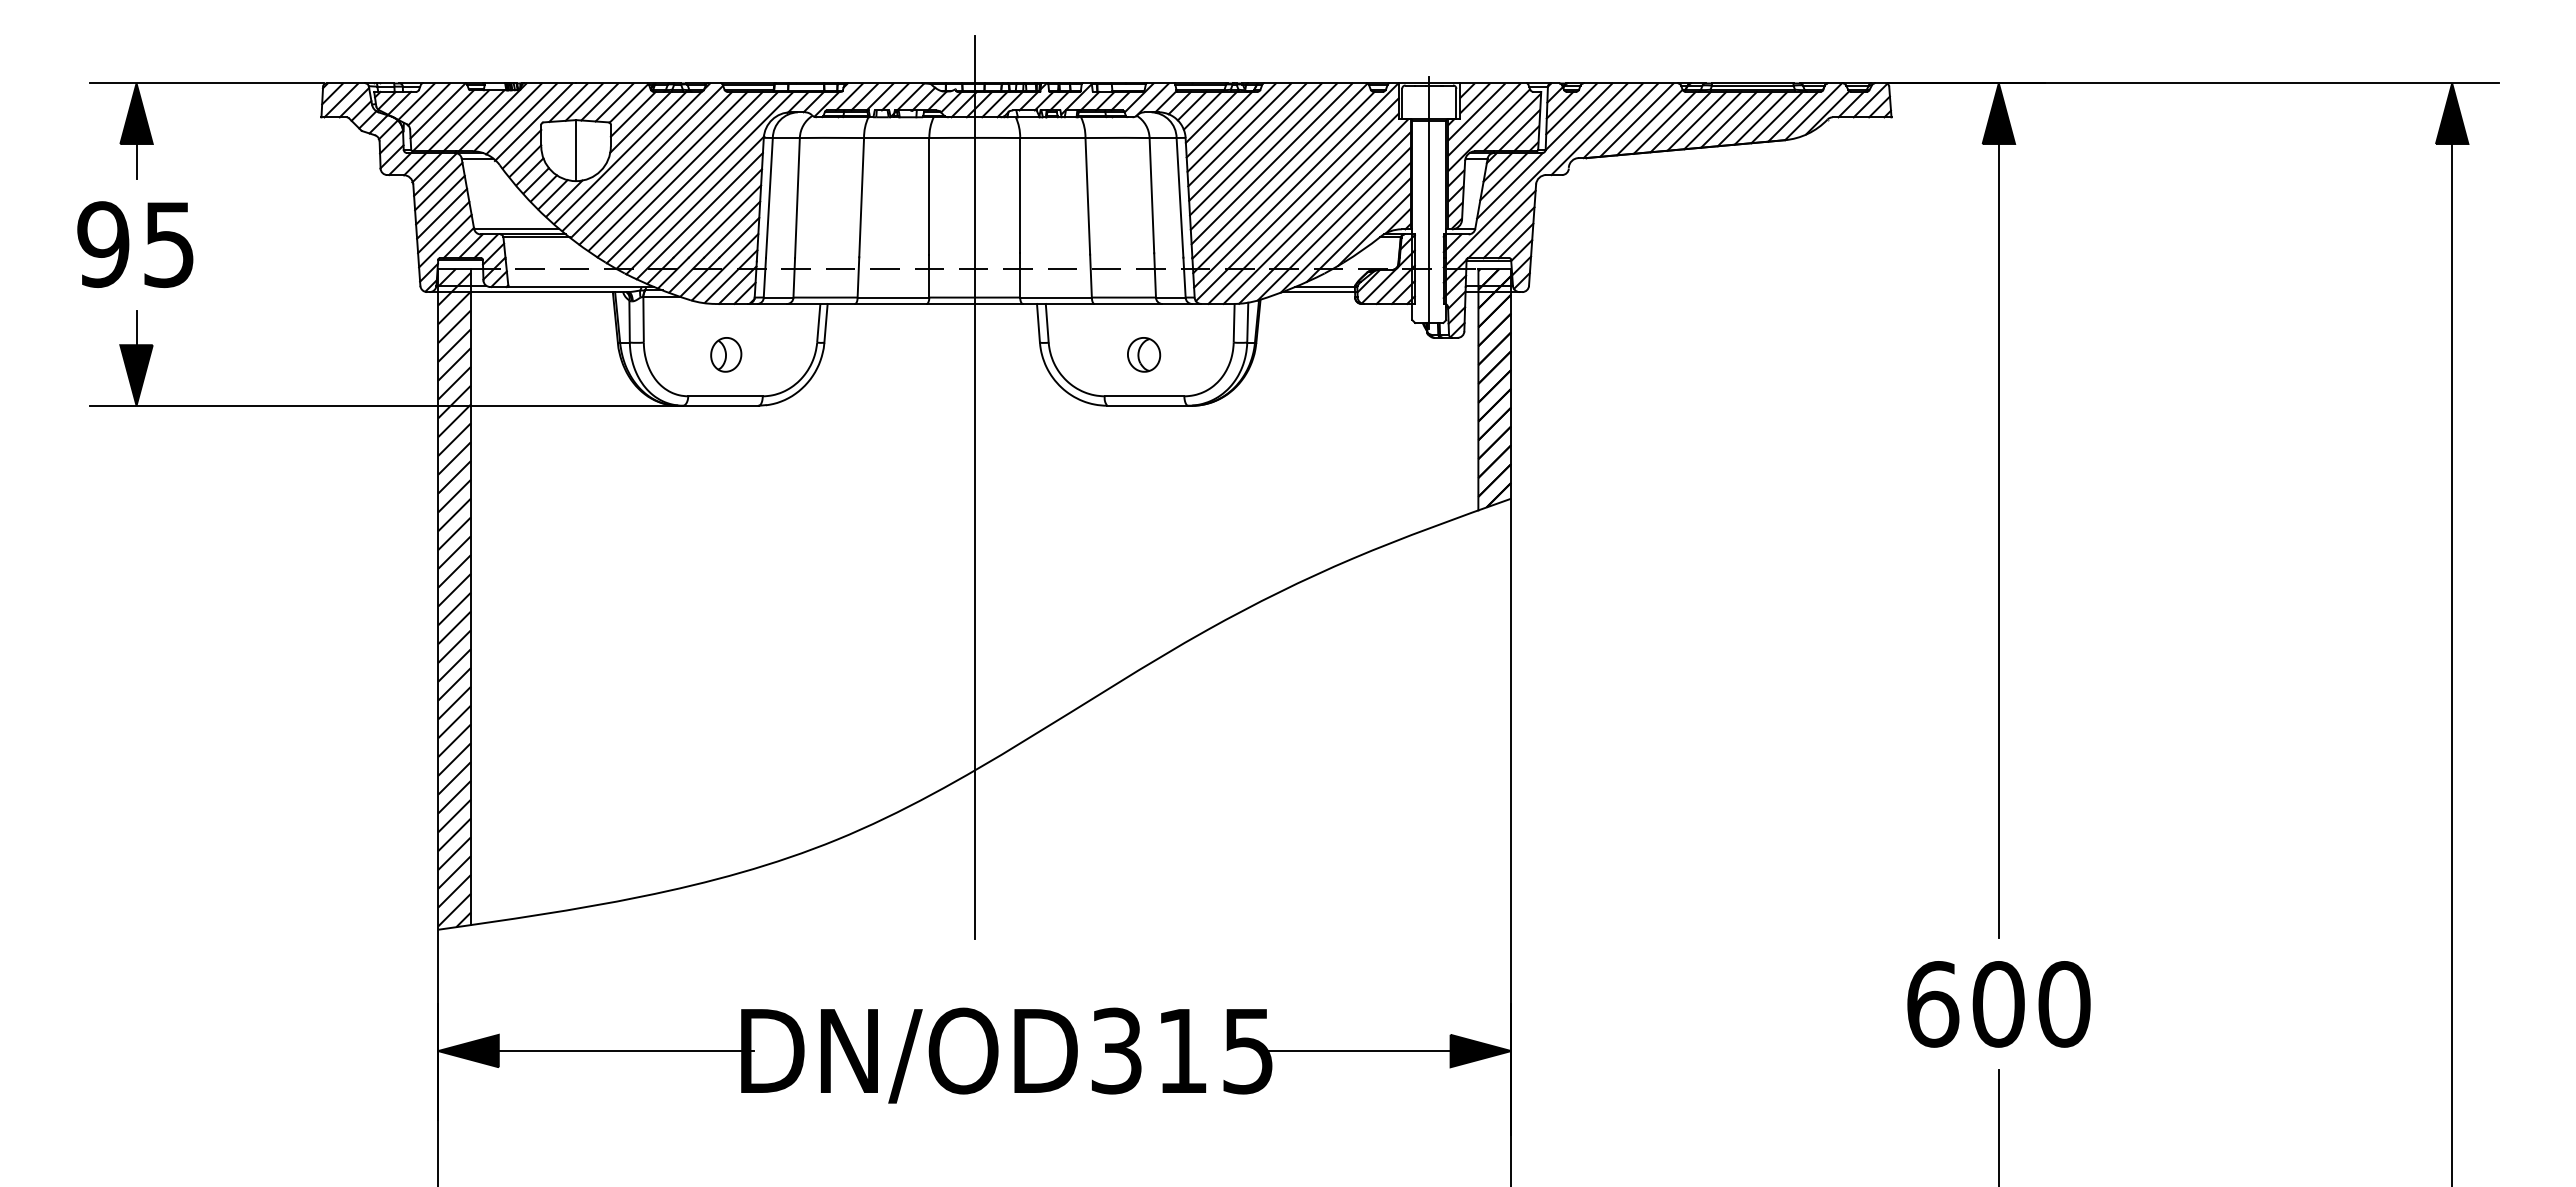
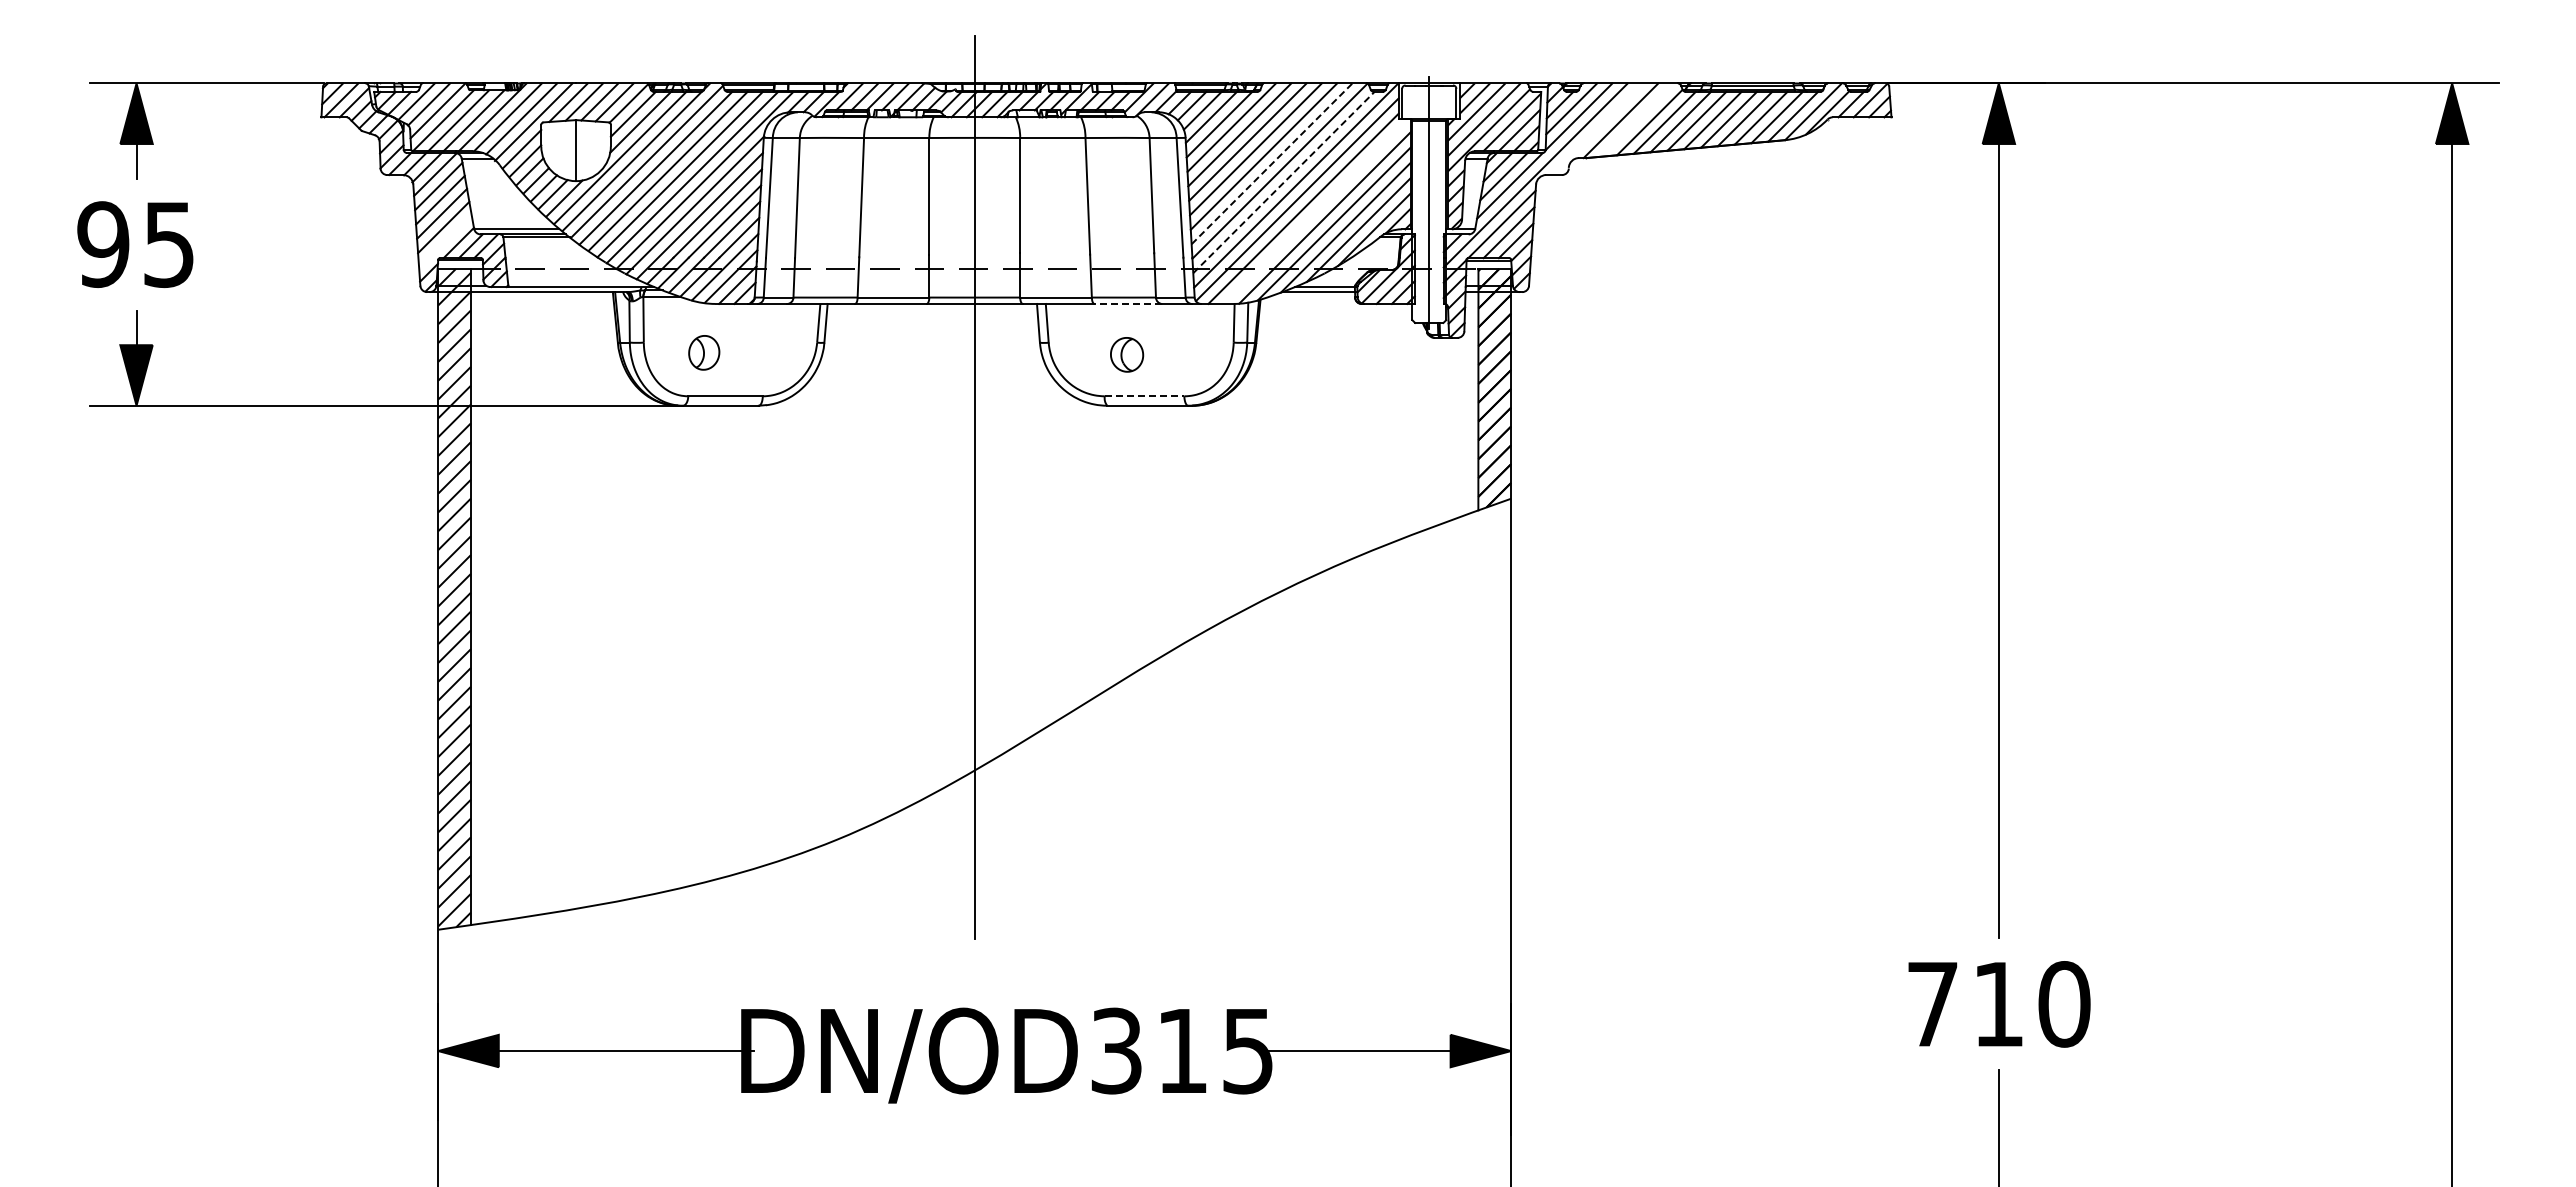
line: present -> none (1636, 119)
line: present -> none (1597, 129)
line: solid -> dashed (1272, 163)
line: solid -> dashed (1284, 182)
line: present -> none (1315, 211)
line: present -> none (445, 240)
line: solid -> dashed (1128, 303)
part position: (726, 354) -> (704, 352) (704, 352)
part position: (1144, 354) -> (1127, 354) (1127, 354)
line: solid -> dashed (1144, 396)
text: 600 -> 710 (1965, 1004)
